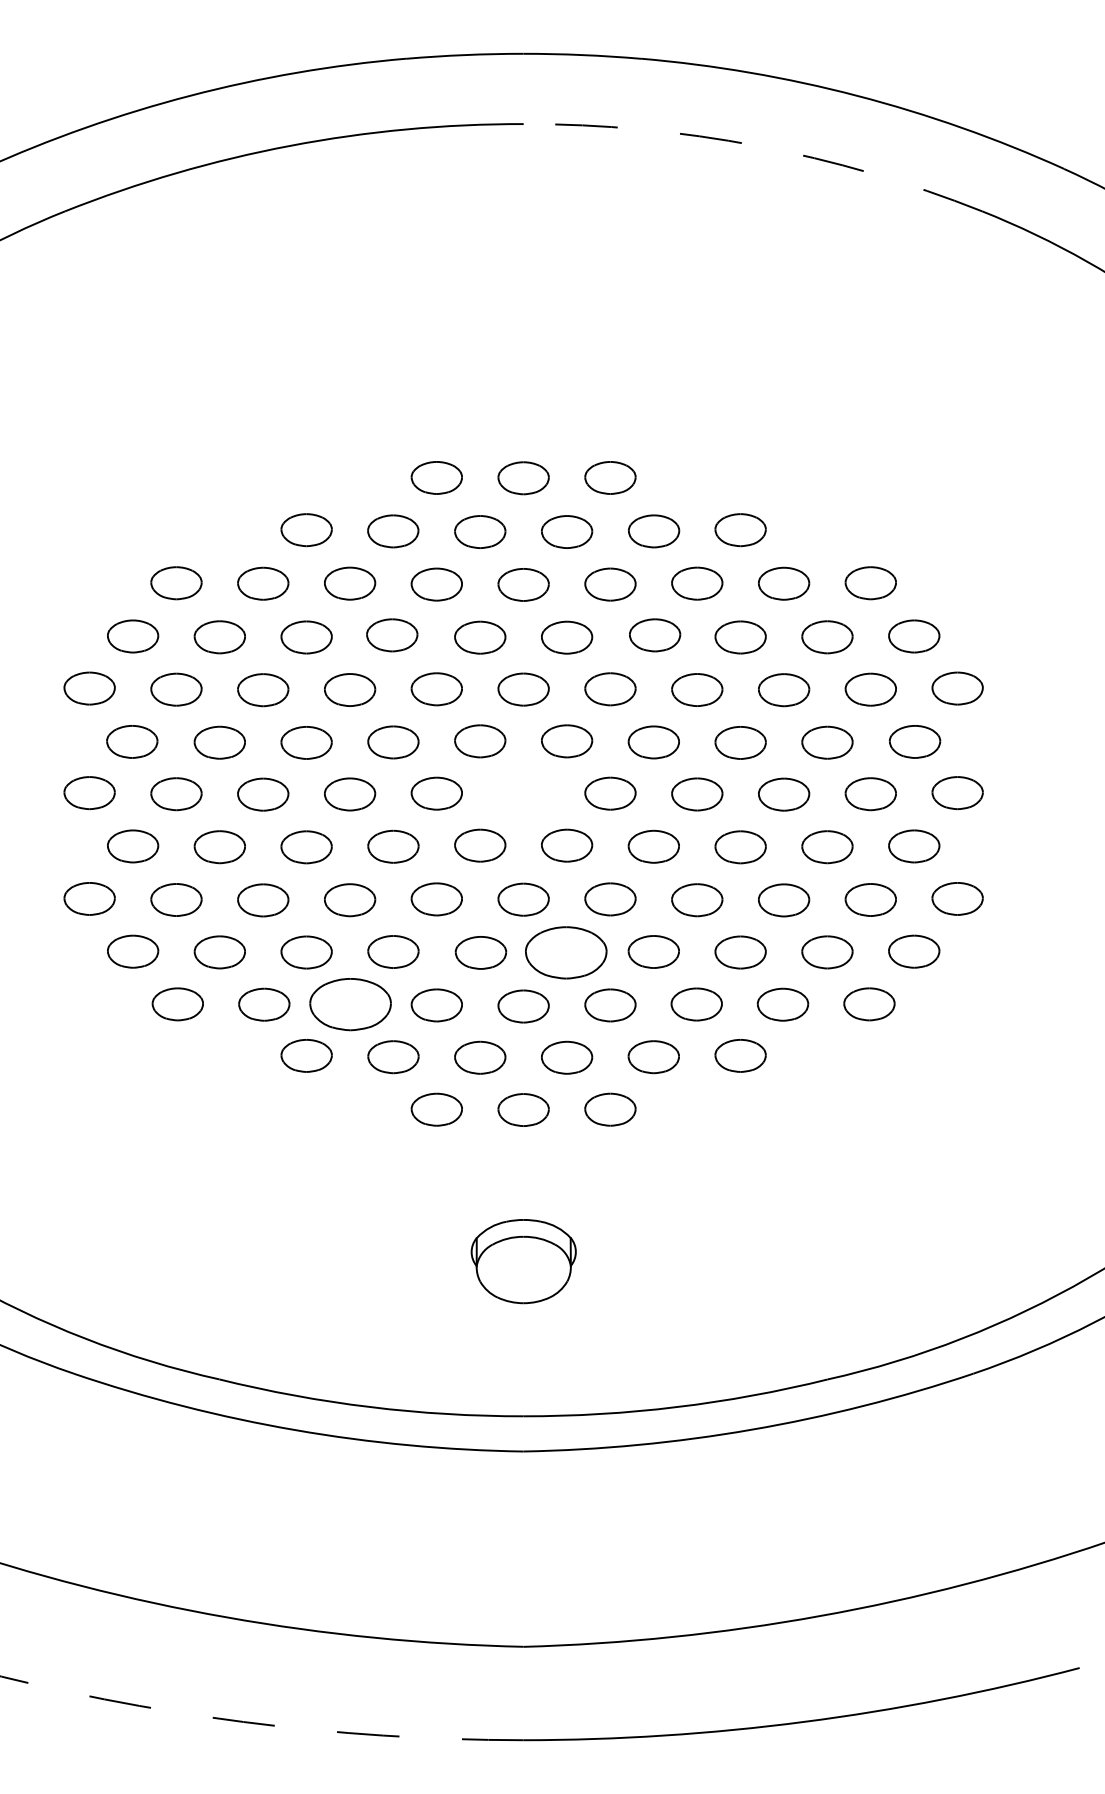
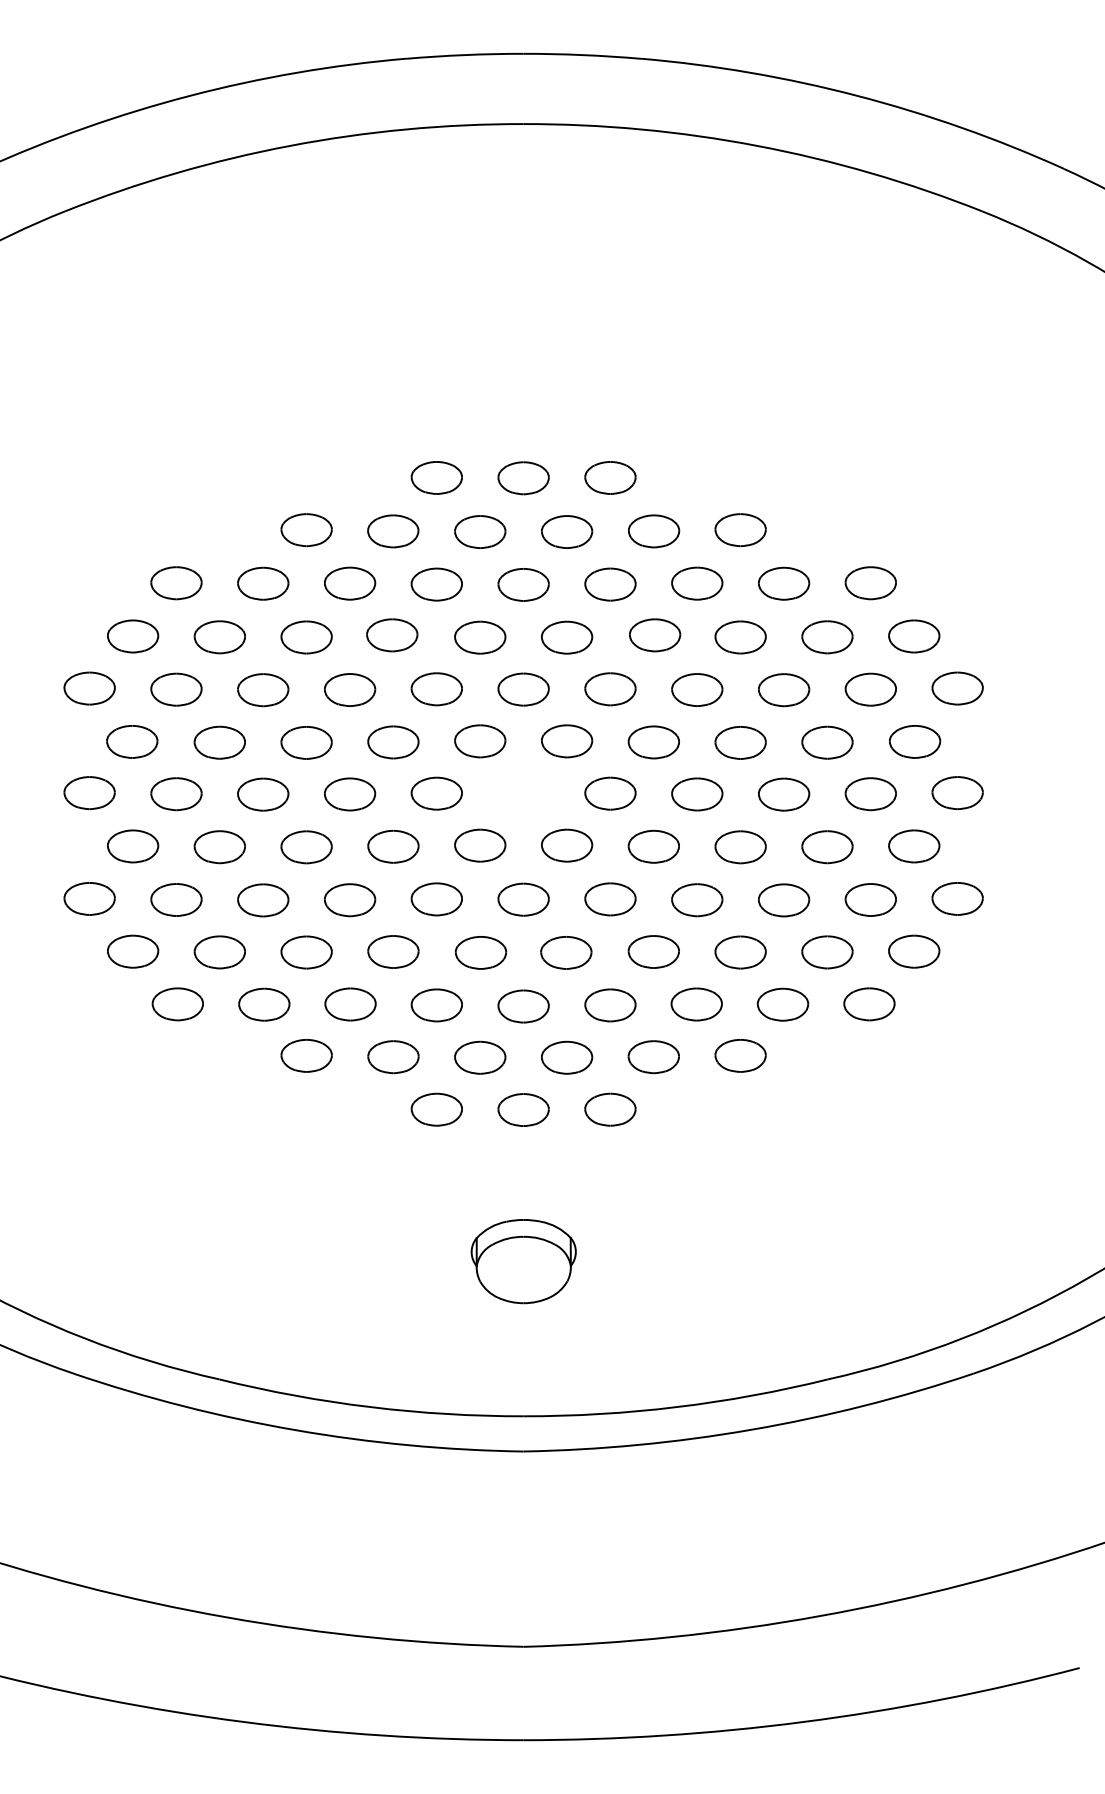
arc: dashed -> solid (757, 145)
part size: 83x54 px -> 53x34 px (566, 952)
part size: 83x54 px -> 53x35 px (350, 1004)
arc: dashed -> solid (259, 1723)
